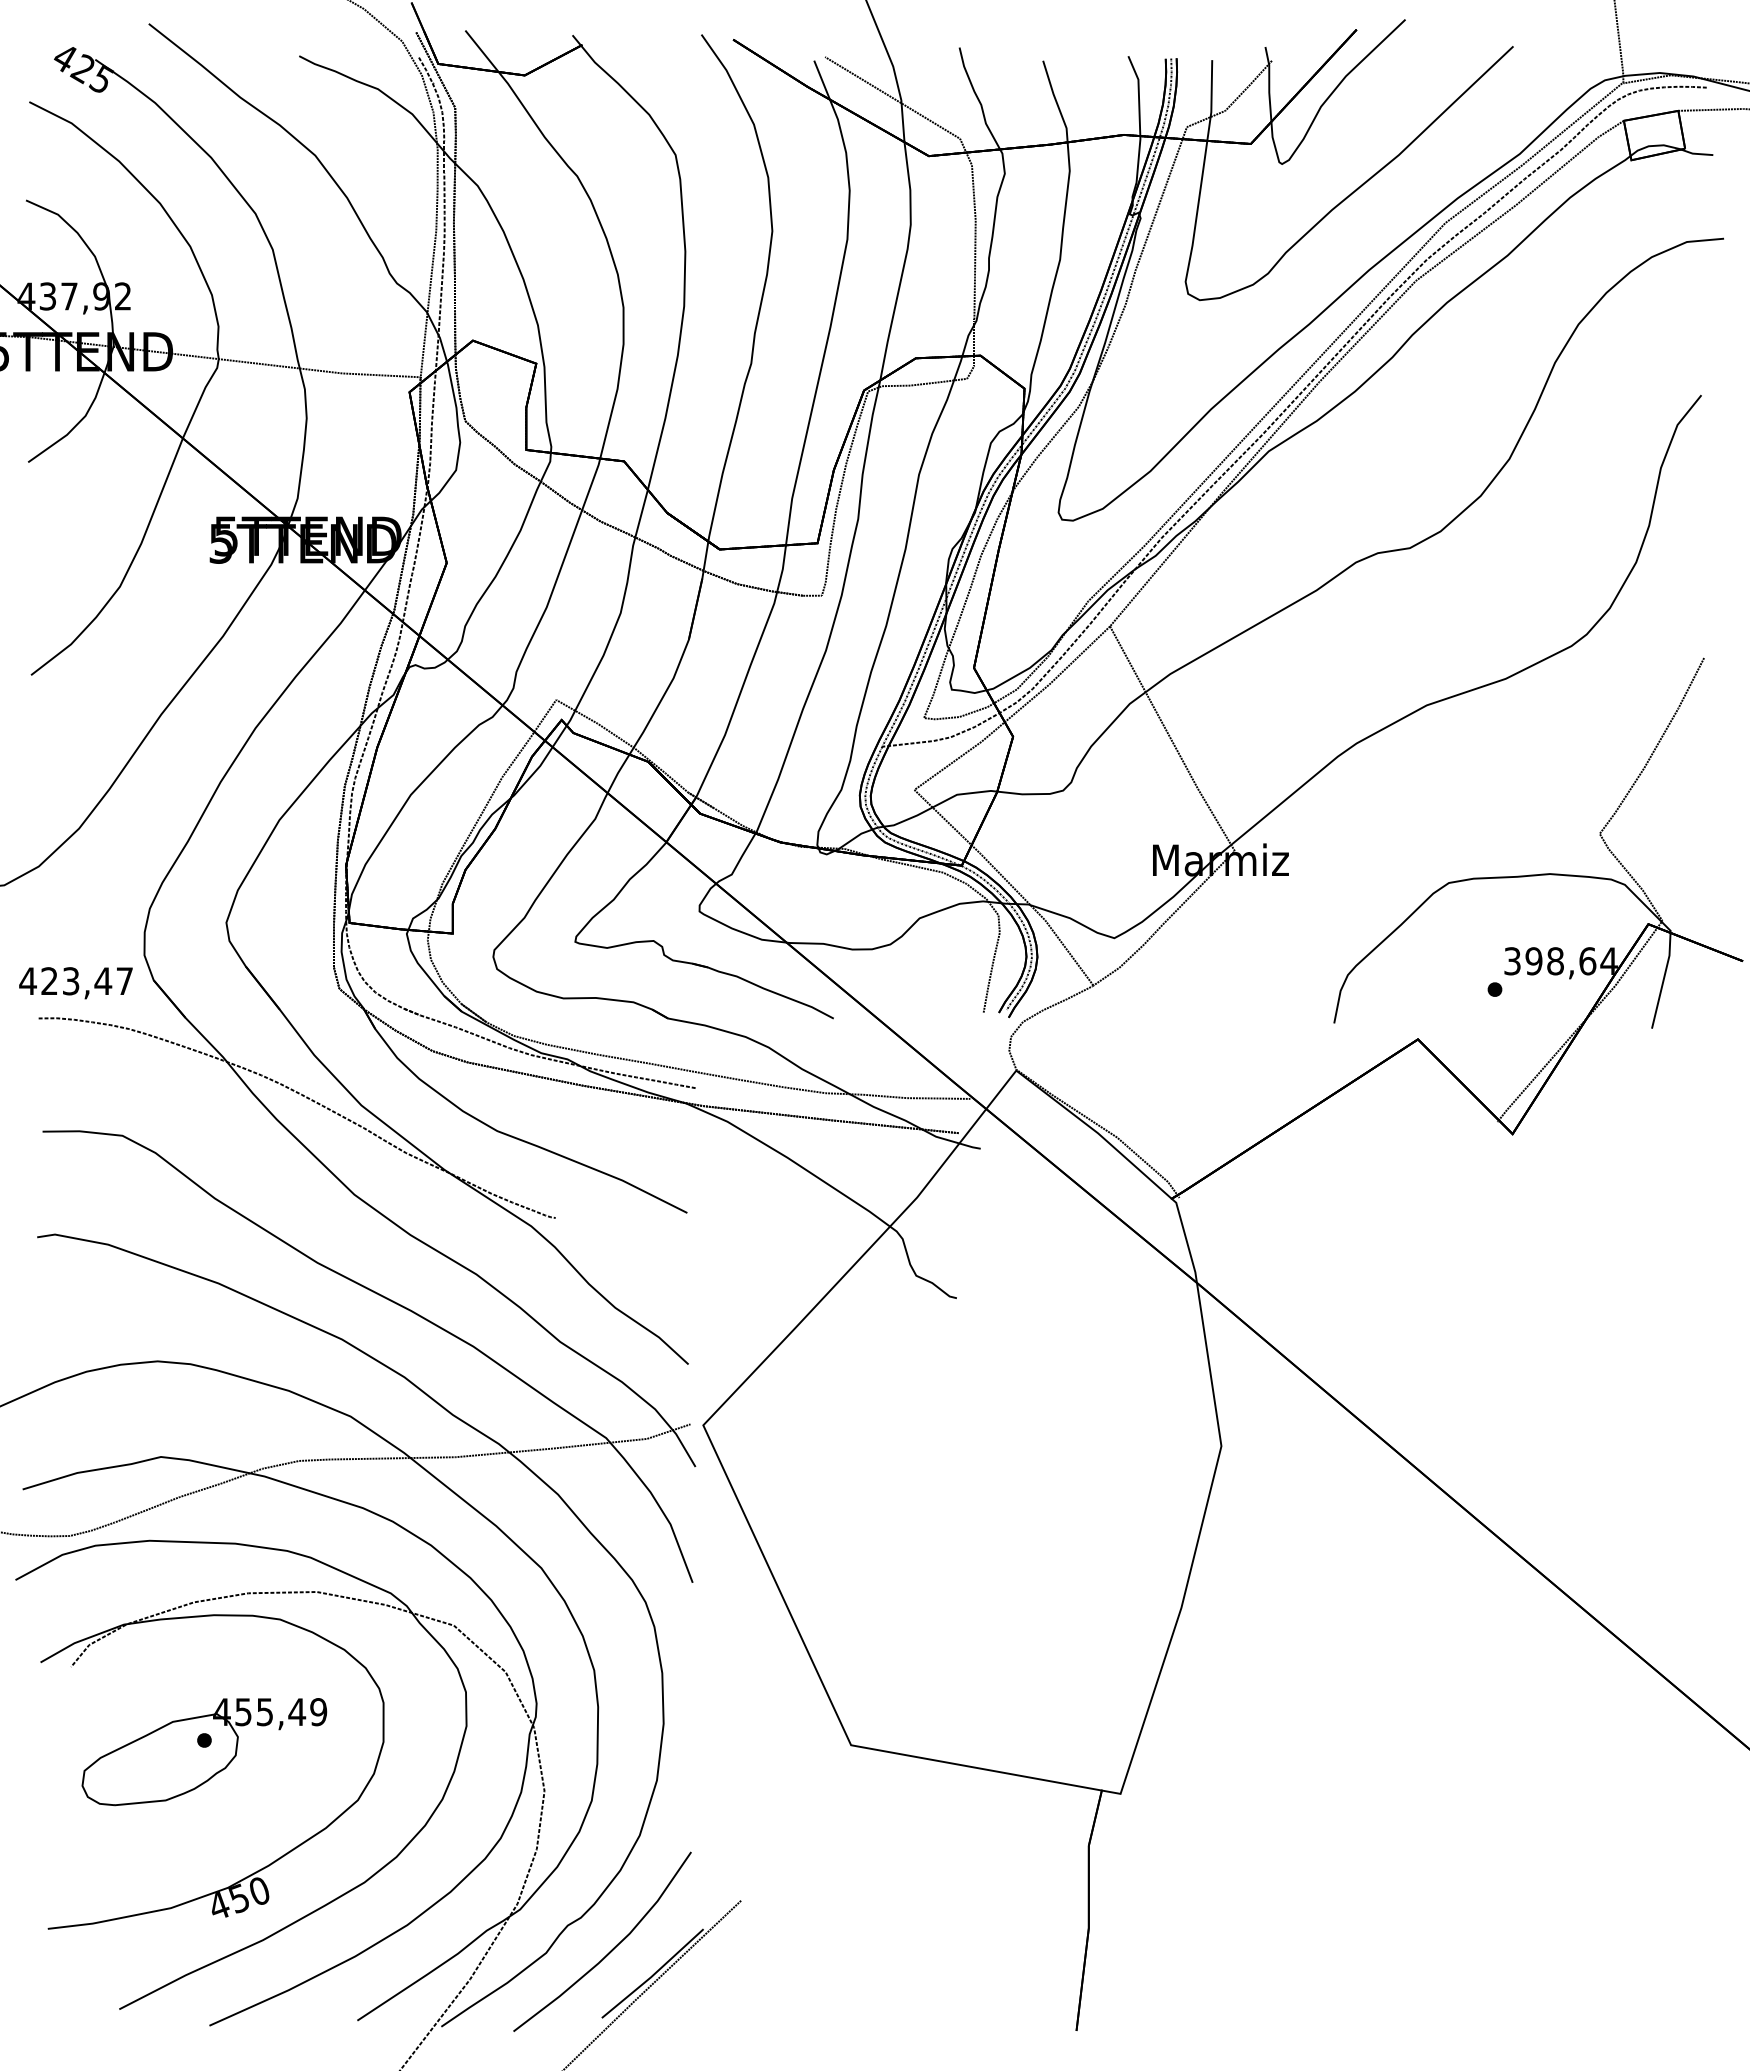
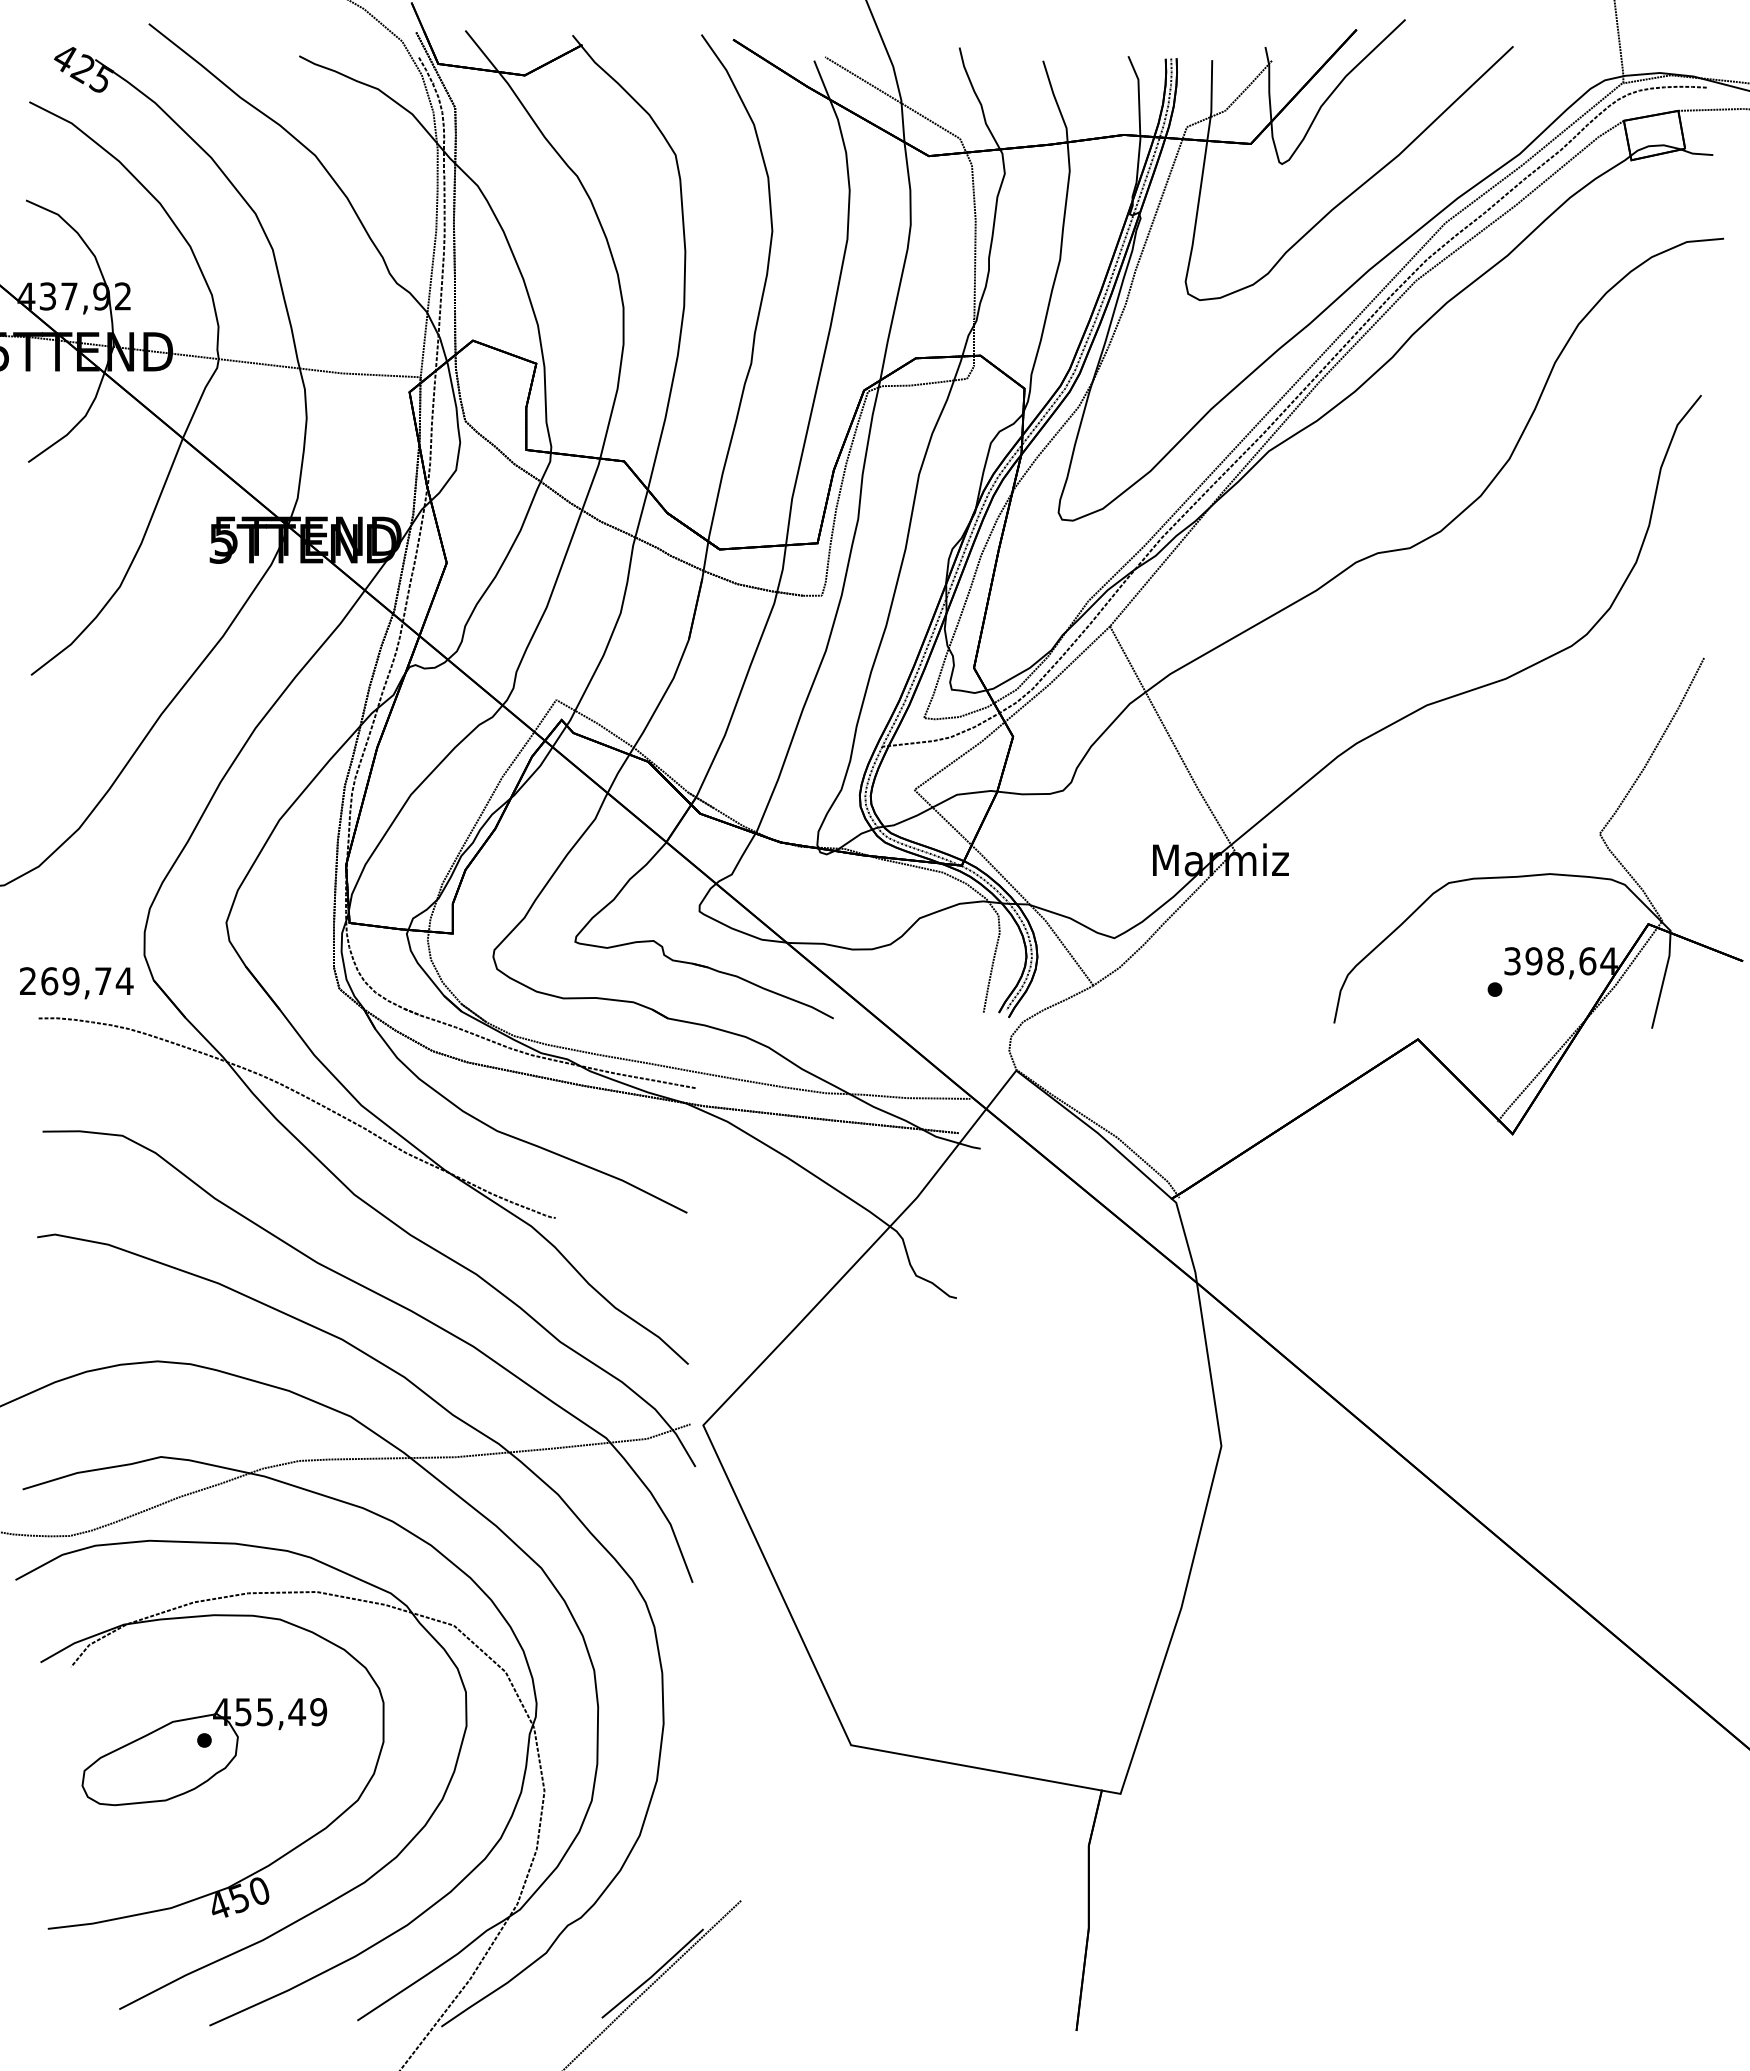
text: 423,47 -> 269,74 (76, 981)
curve: present -> none (611, 1949)
